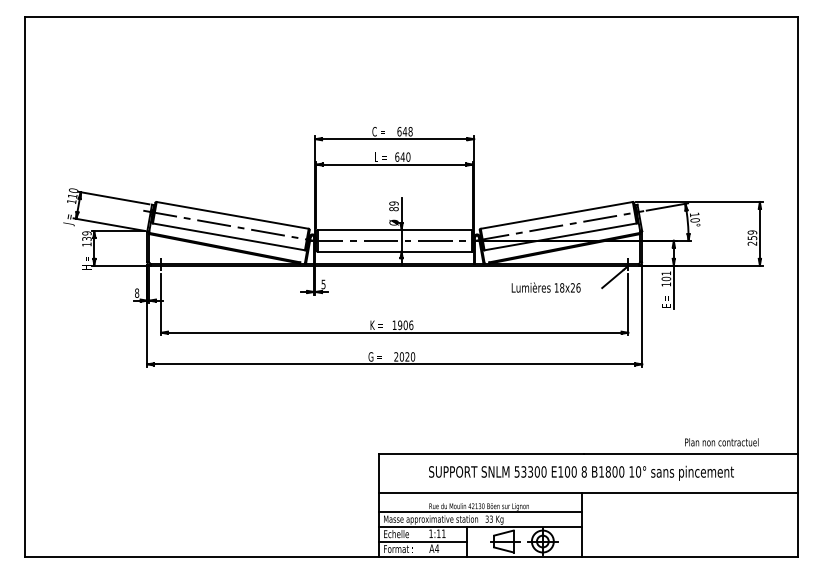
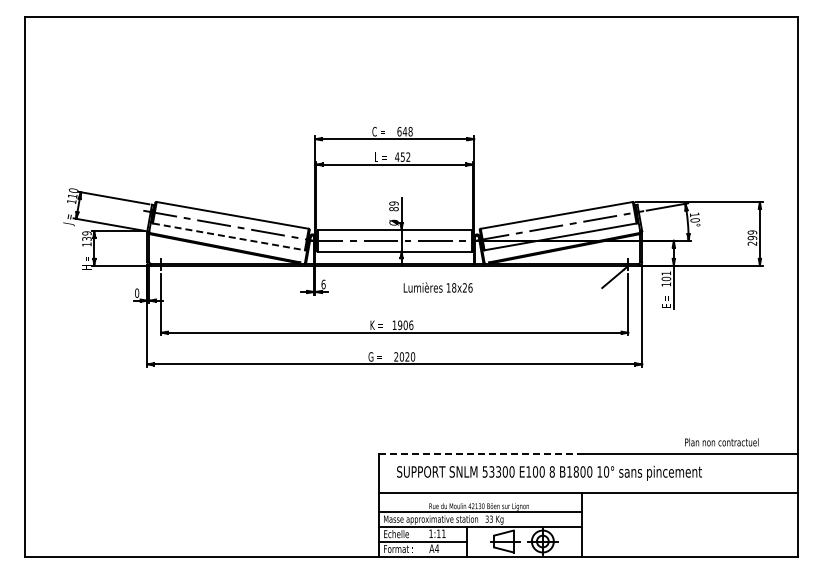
text: 640 -> 452 (402, 156)
line: solid -> dashed (229, 236)
text: 259 -> 299 (751, 238)
text: 5 -> 6 (323, 284)
text position: (545, 287) -> (437, 287) (437, 287)
text: 8 -> 0 (137, 293)
line: solid -> dashed (481, 454)
text position: (581, 472) -> (549, 472) (549, 472)
